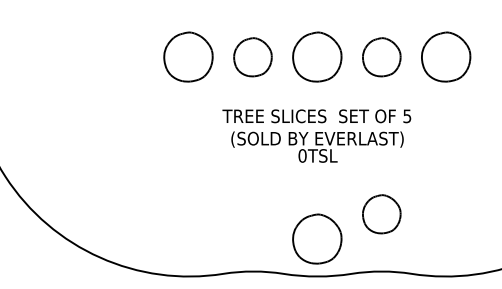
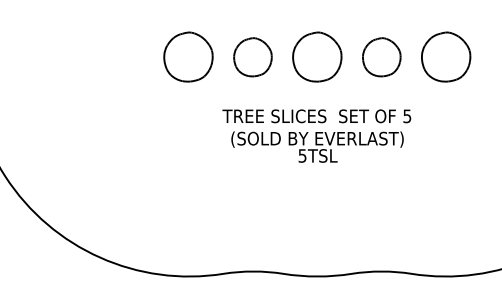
text: 0TSL -> 5TSL (302, 155)
part: present -> none (381, 214)
part: present -> none (317, 238)
